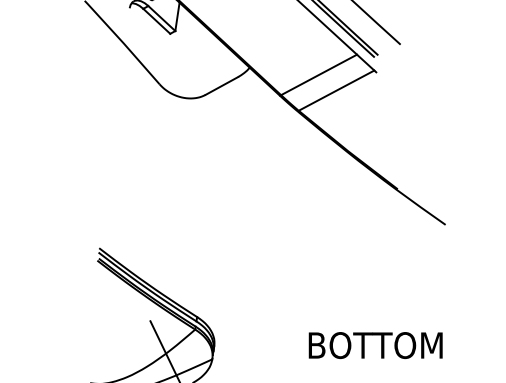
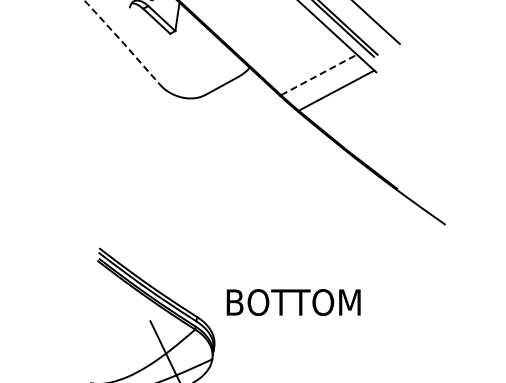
line: solid -> dashed (122, 42)
line: solid -> dashed (319, 74)
text position: (375, 345) -> (293, 302) (293, 302)
